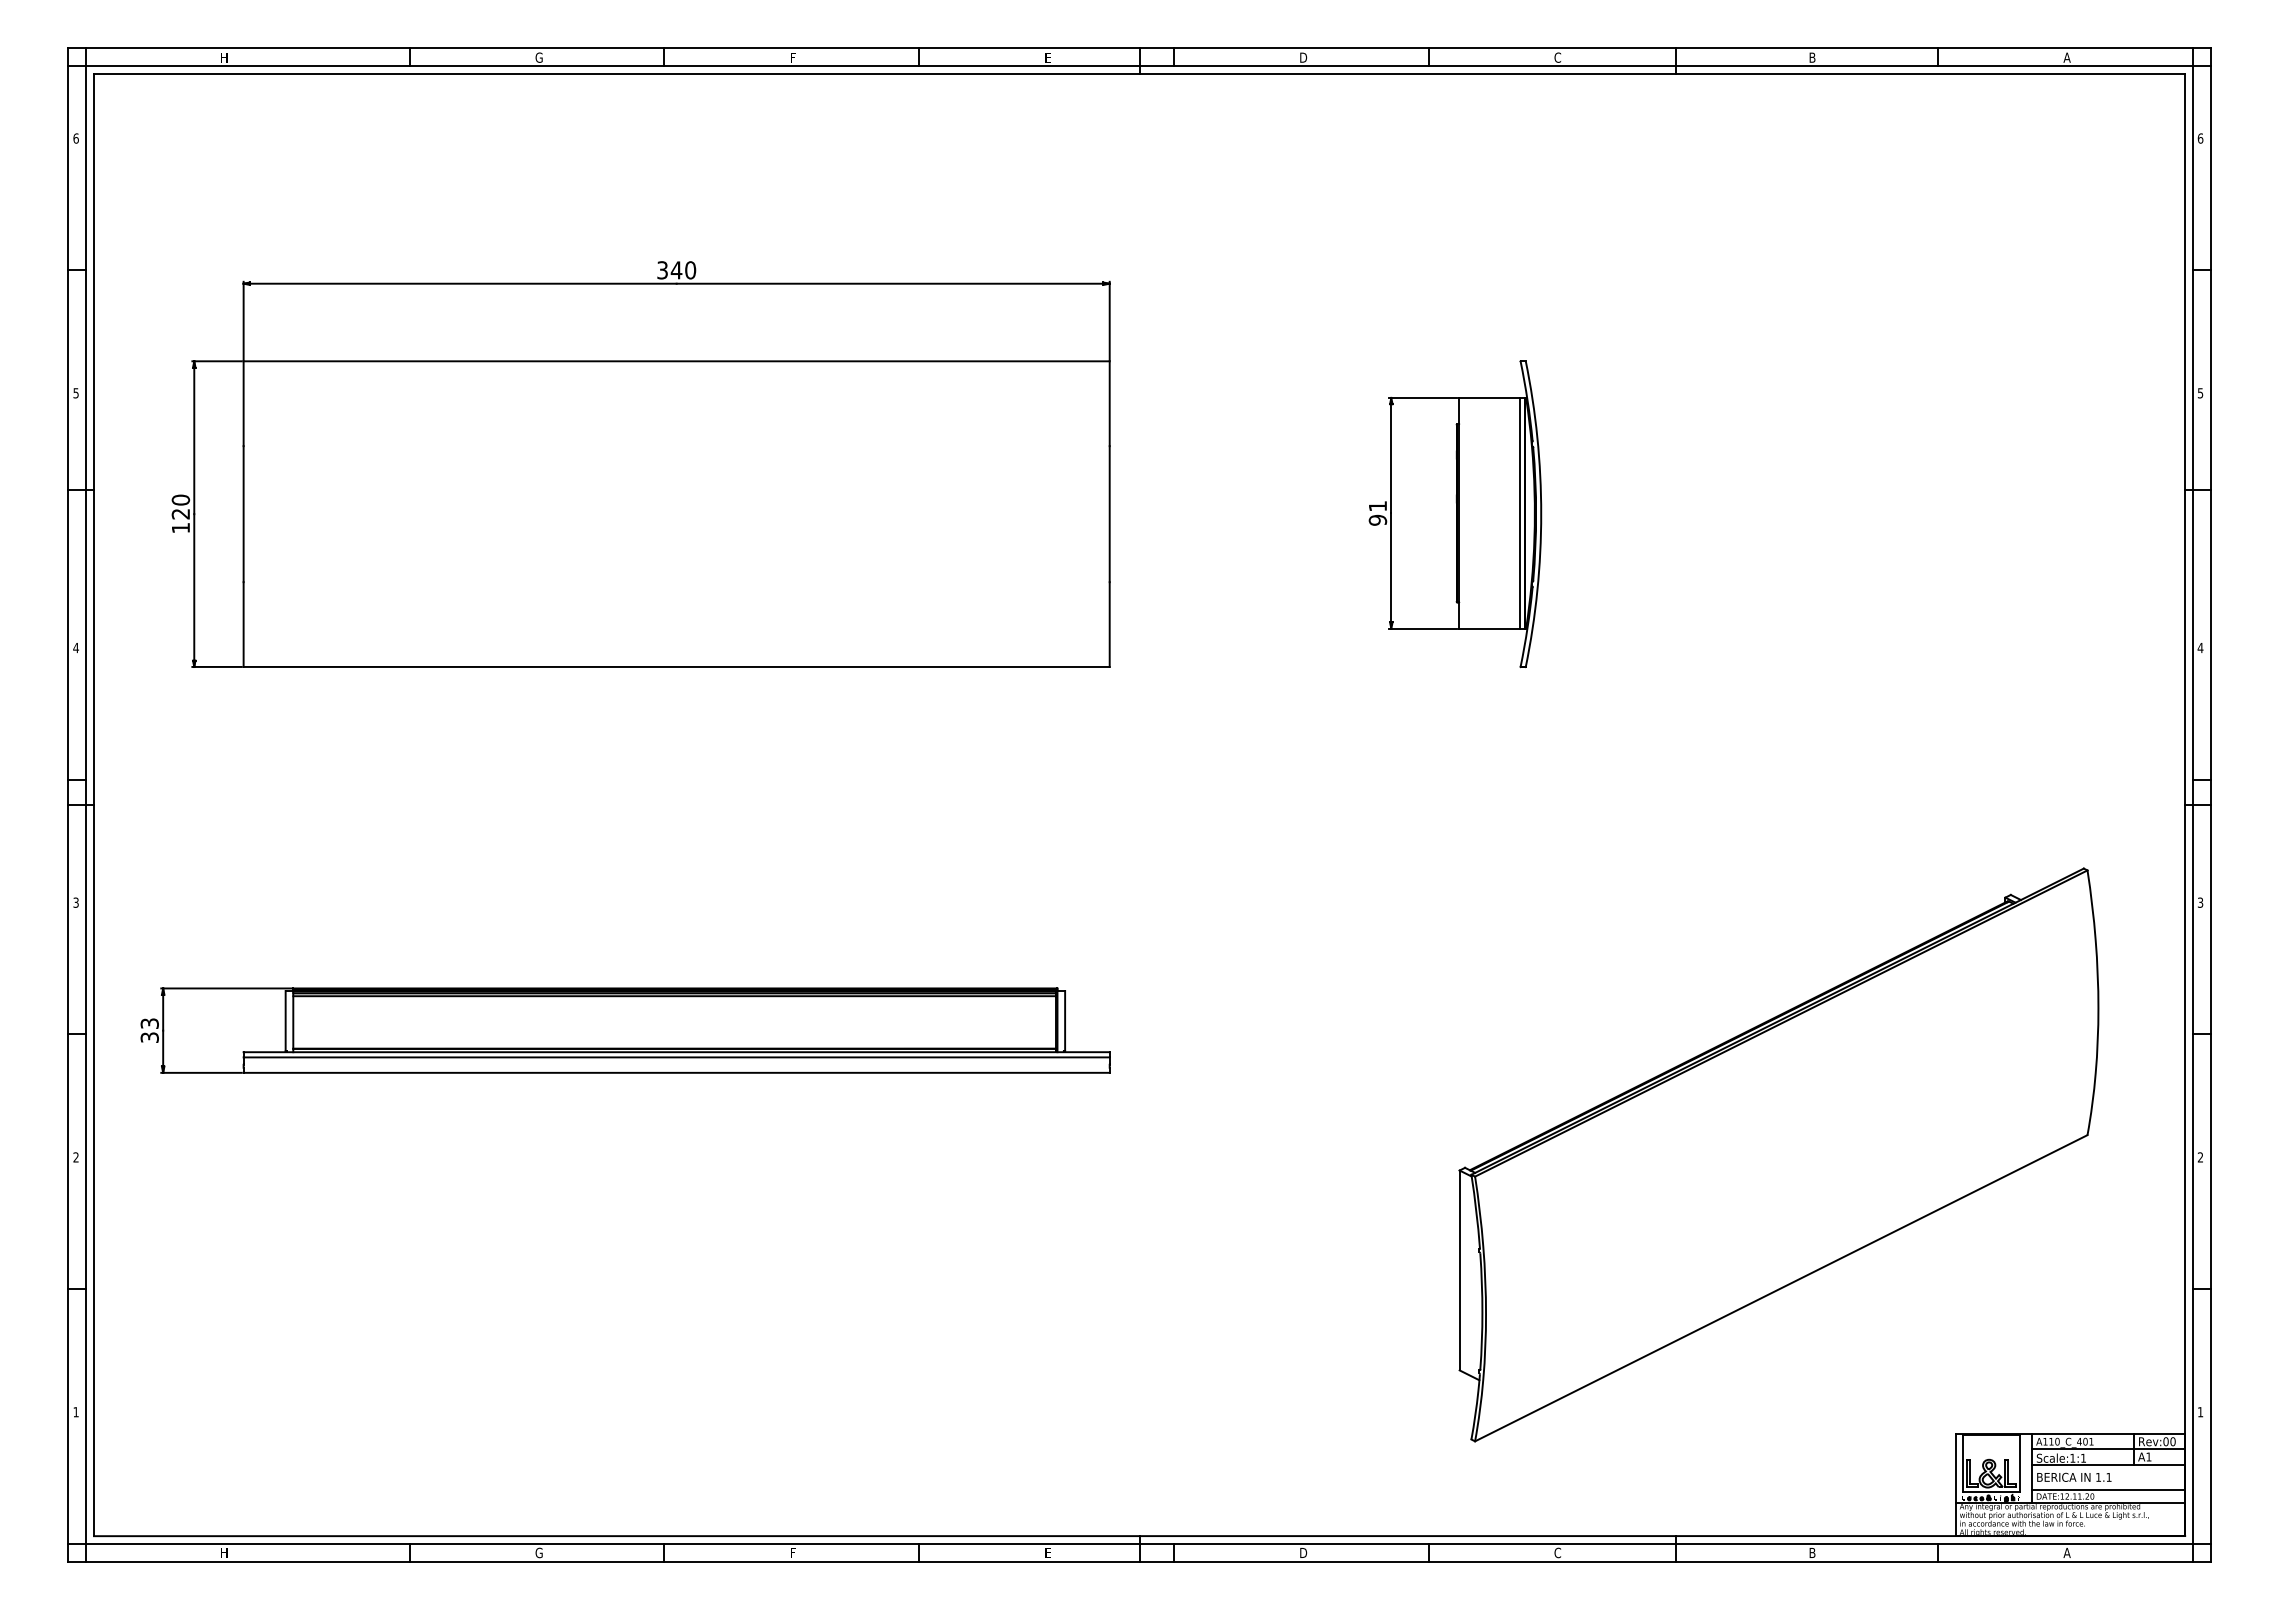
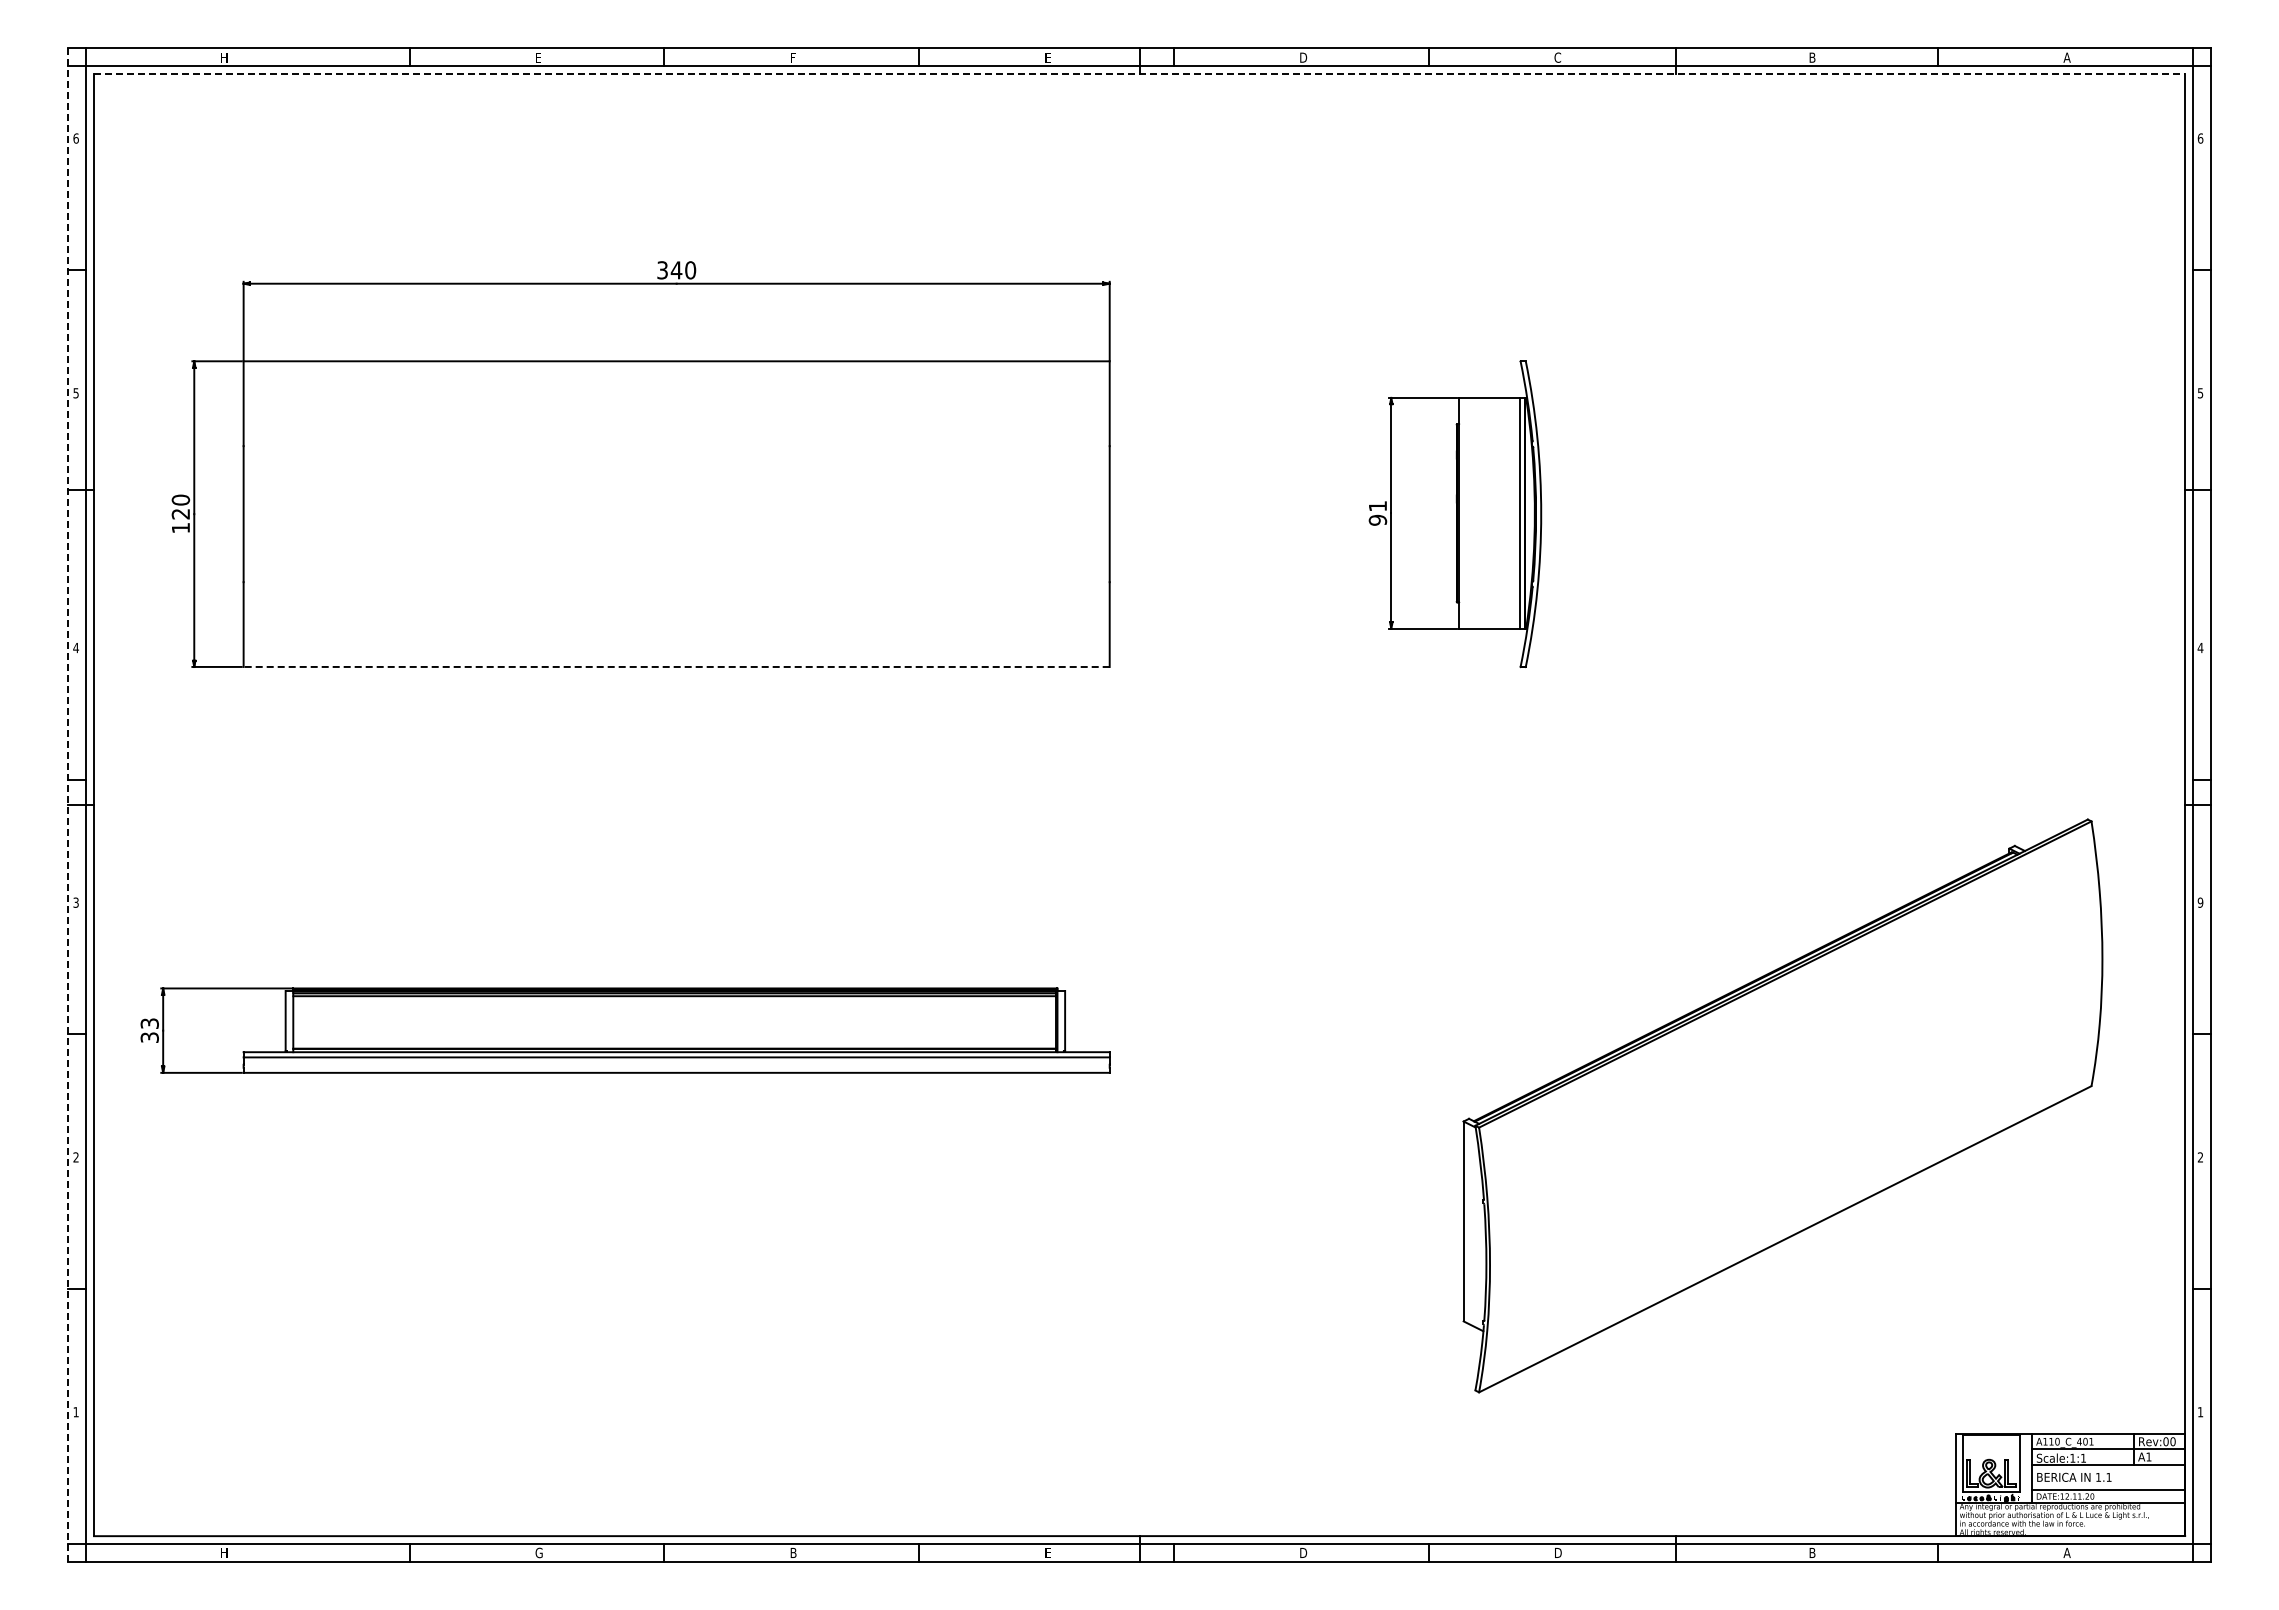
text: G -> E (538, 57)
line: solid -> dashed (1139, 73)
line: solid -> dashed (676, 666)
line: solid -> dashed (68, 805)
text: 3 -> 9 (2200, 902)
part position: (1778, 1154) -> (1782, 1105) (1782, 1105)
text: F -> B (793, 1552)
text: C -> D (1557, 1552)
